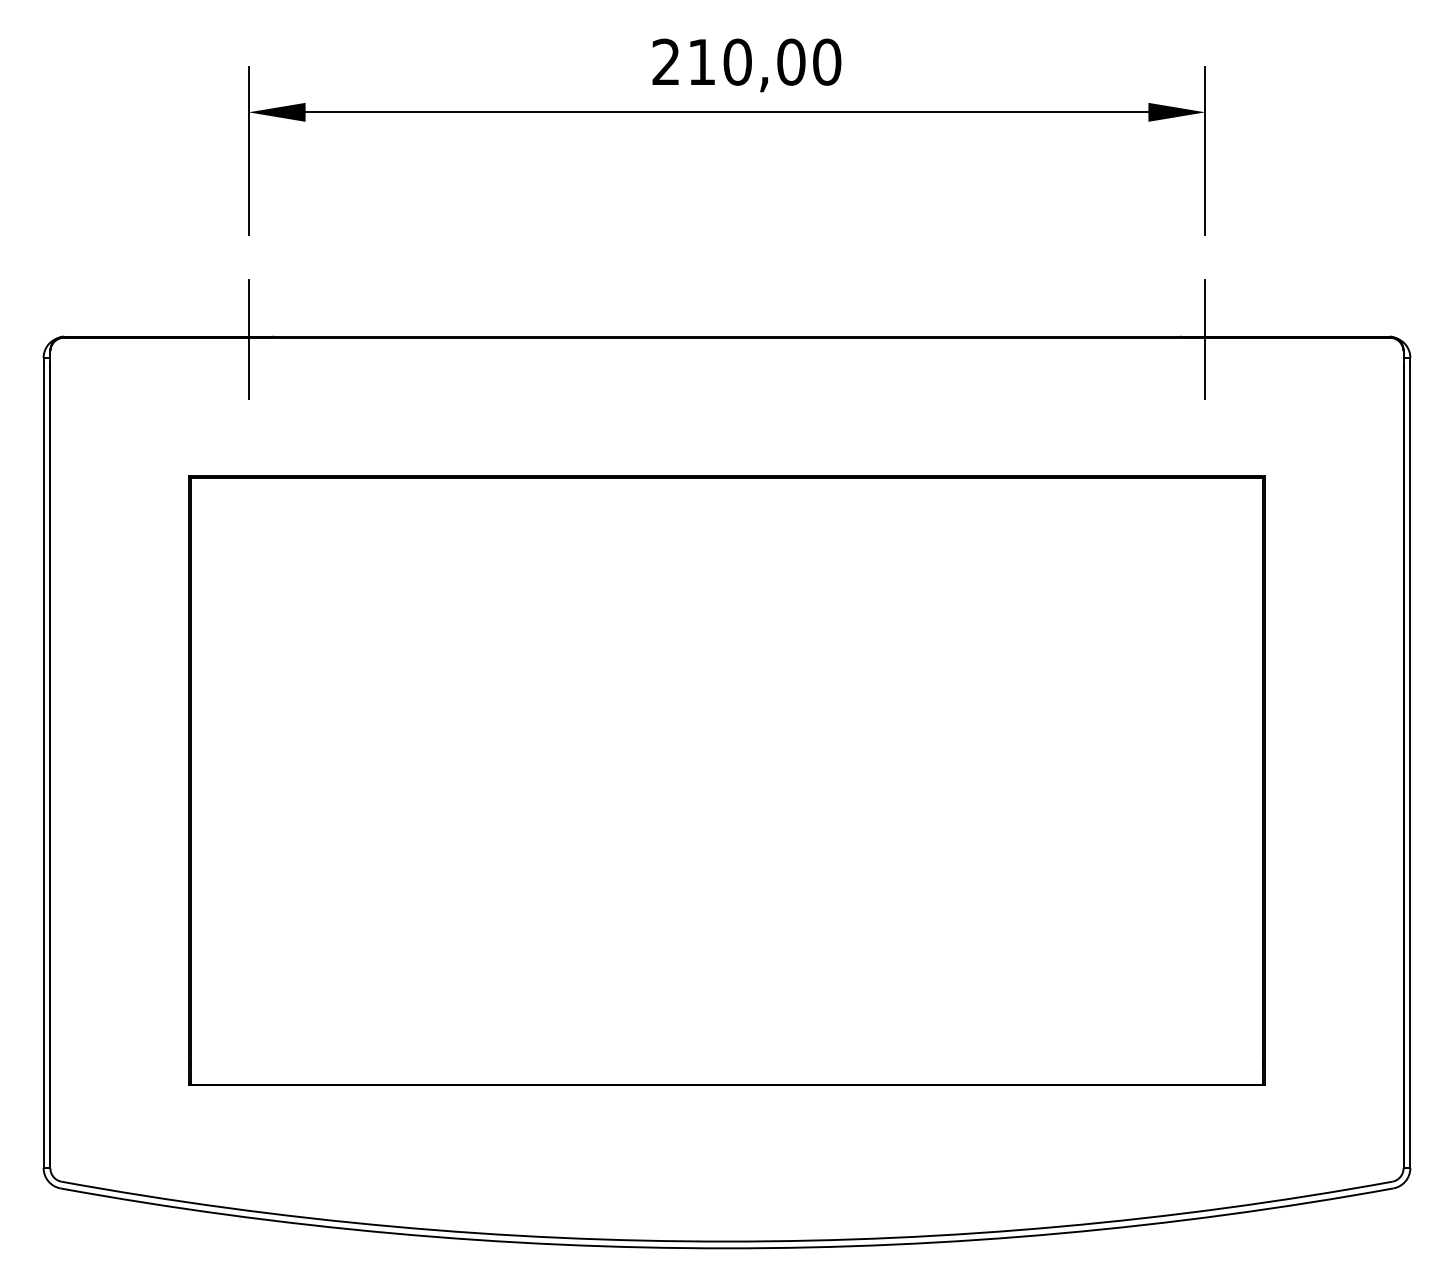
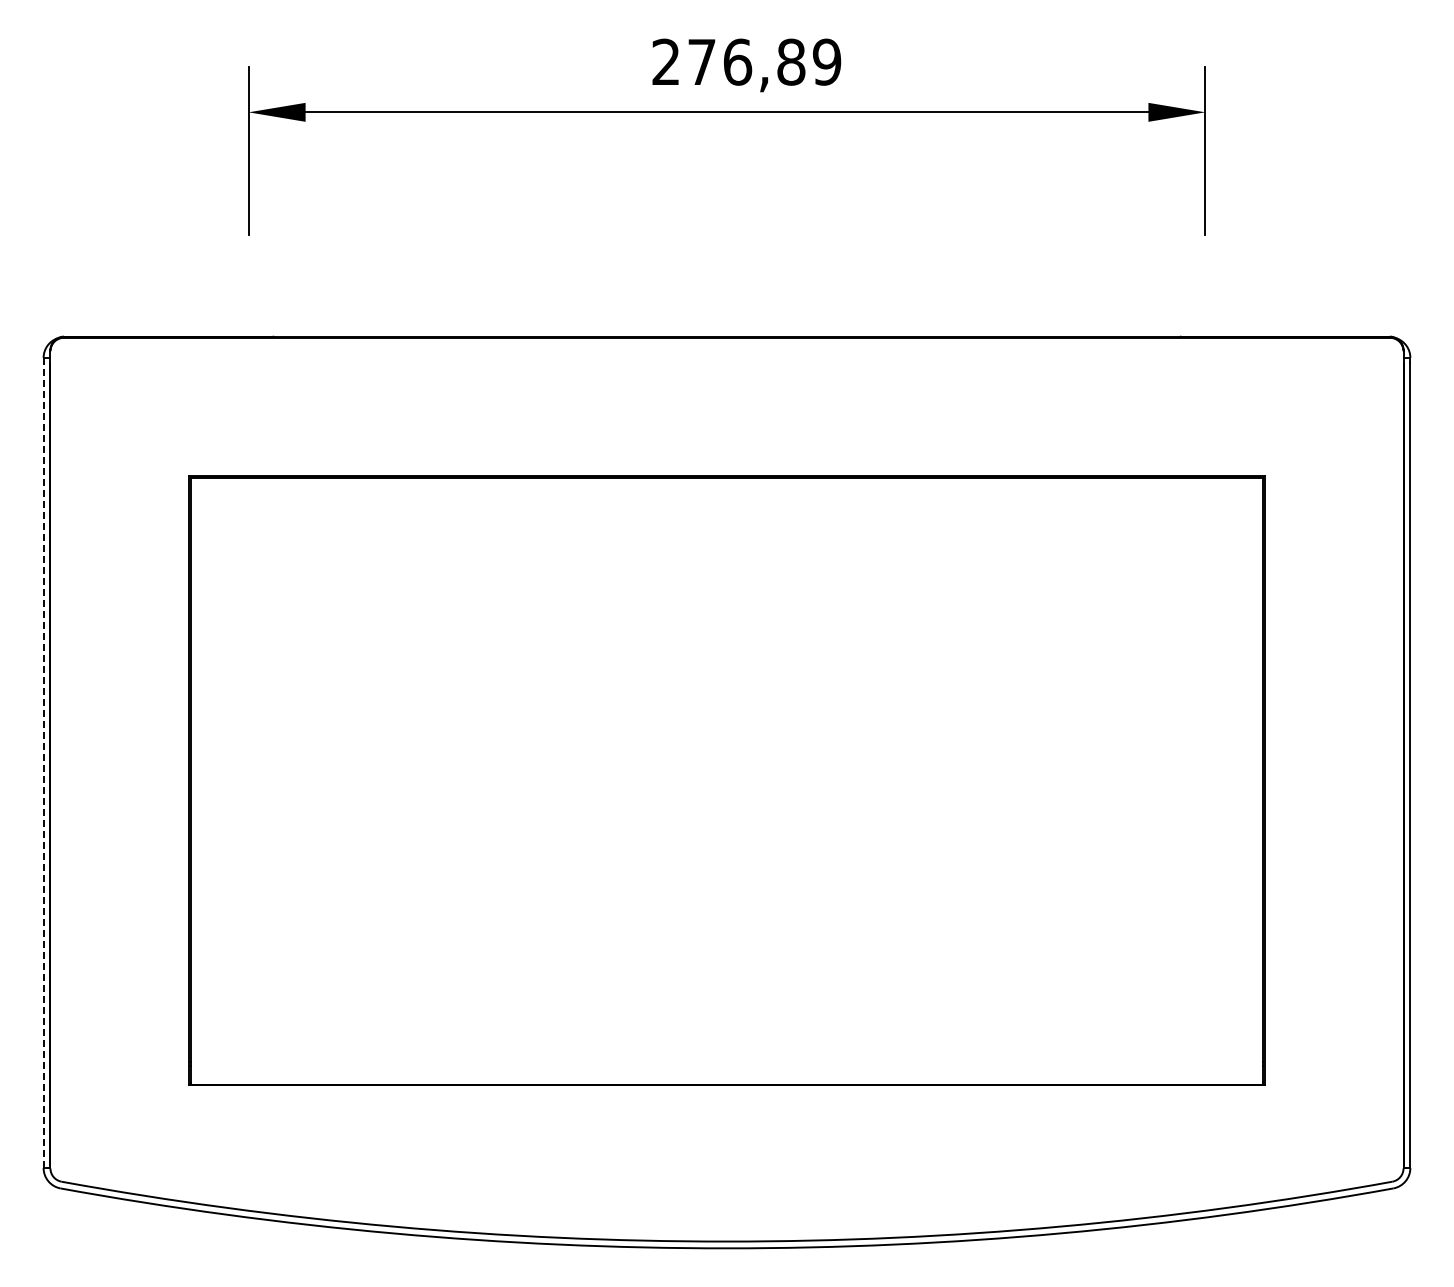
text: 210,00 -> 276,89 (764, 61)
line: present -> none (248, 339)
line: present -> none (1205, 339)
line: solid -> dashed (43, 765)
